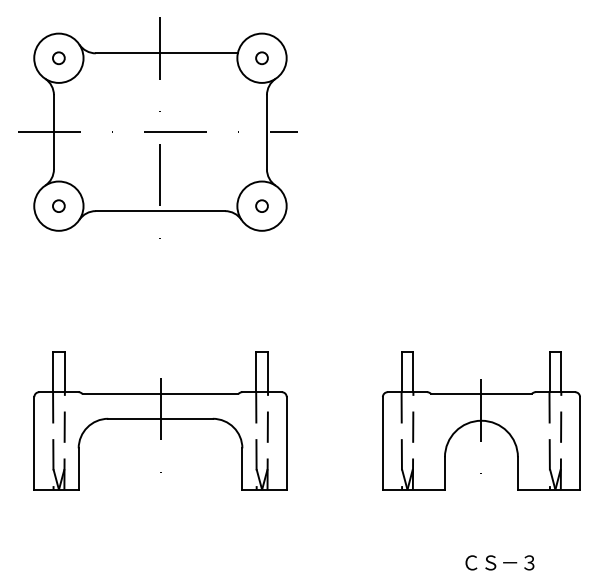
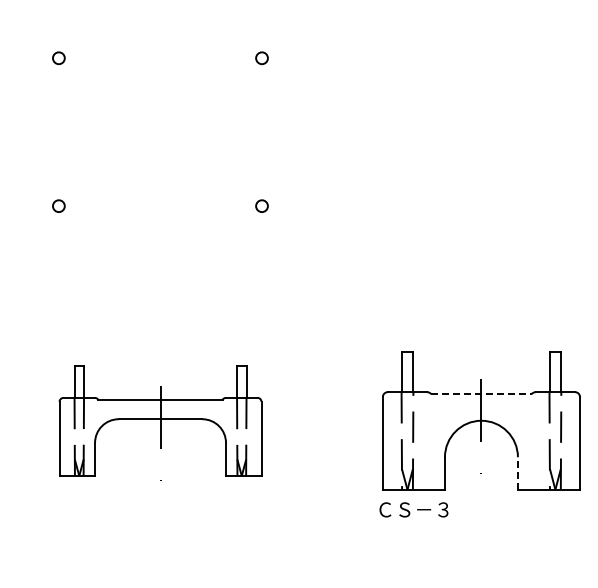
part: present -> none (157, 127)
line: solid -> dashed (481, 394)
part size: 255x140 px -> 205x112 px (160, 420)
line: solid -> dashed (517, 473)
text position: (499, 562) -> (413, 509) (413, 509)
